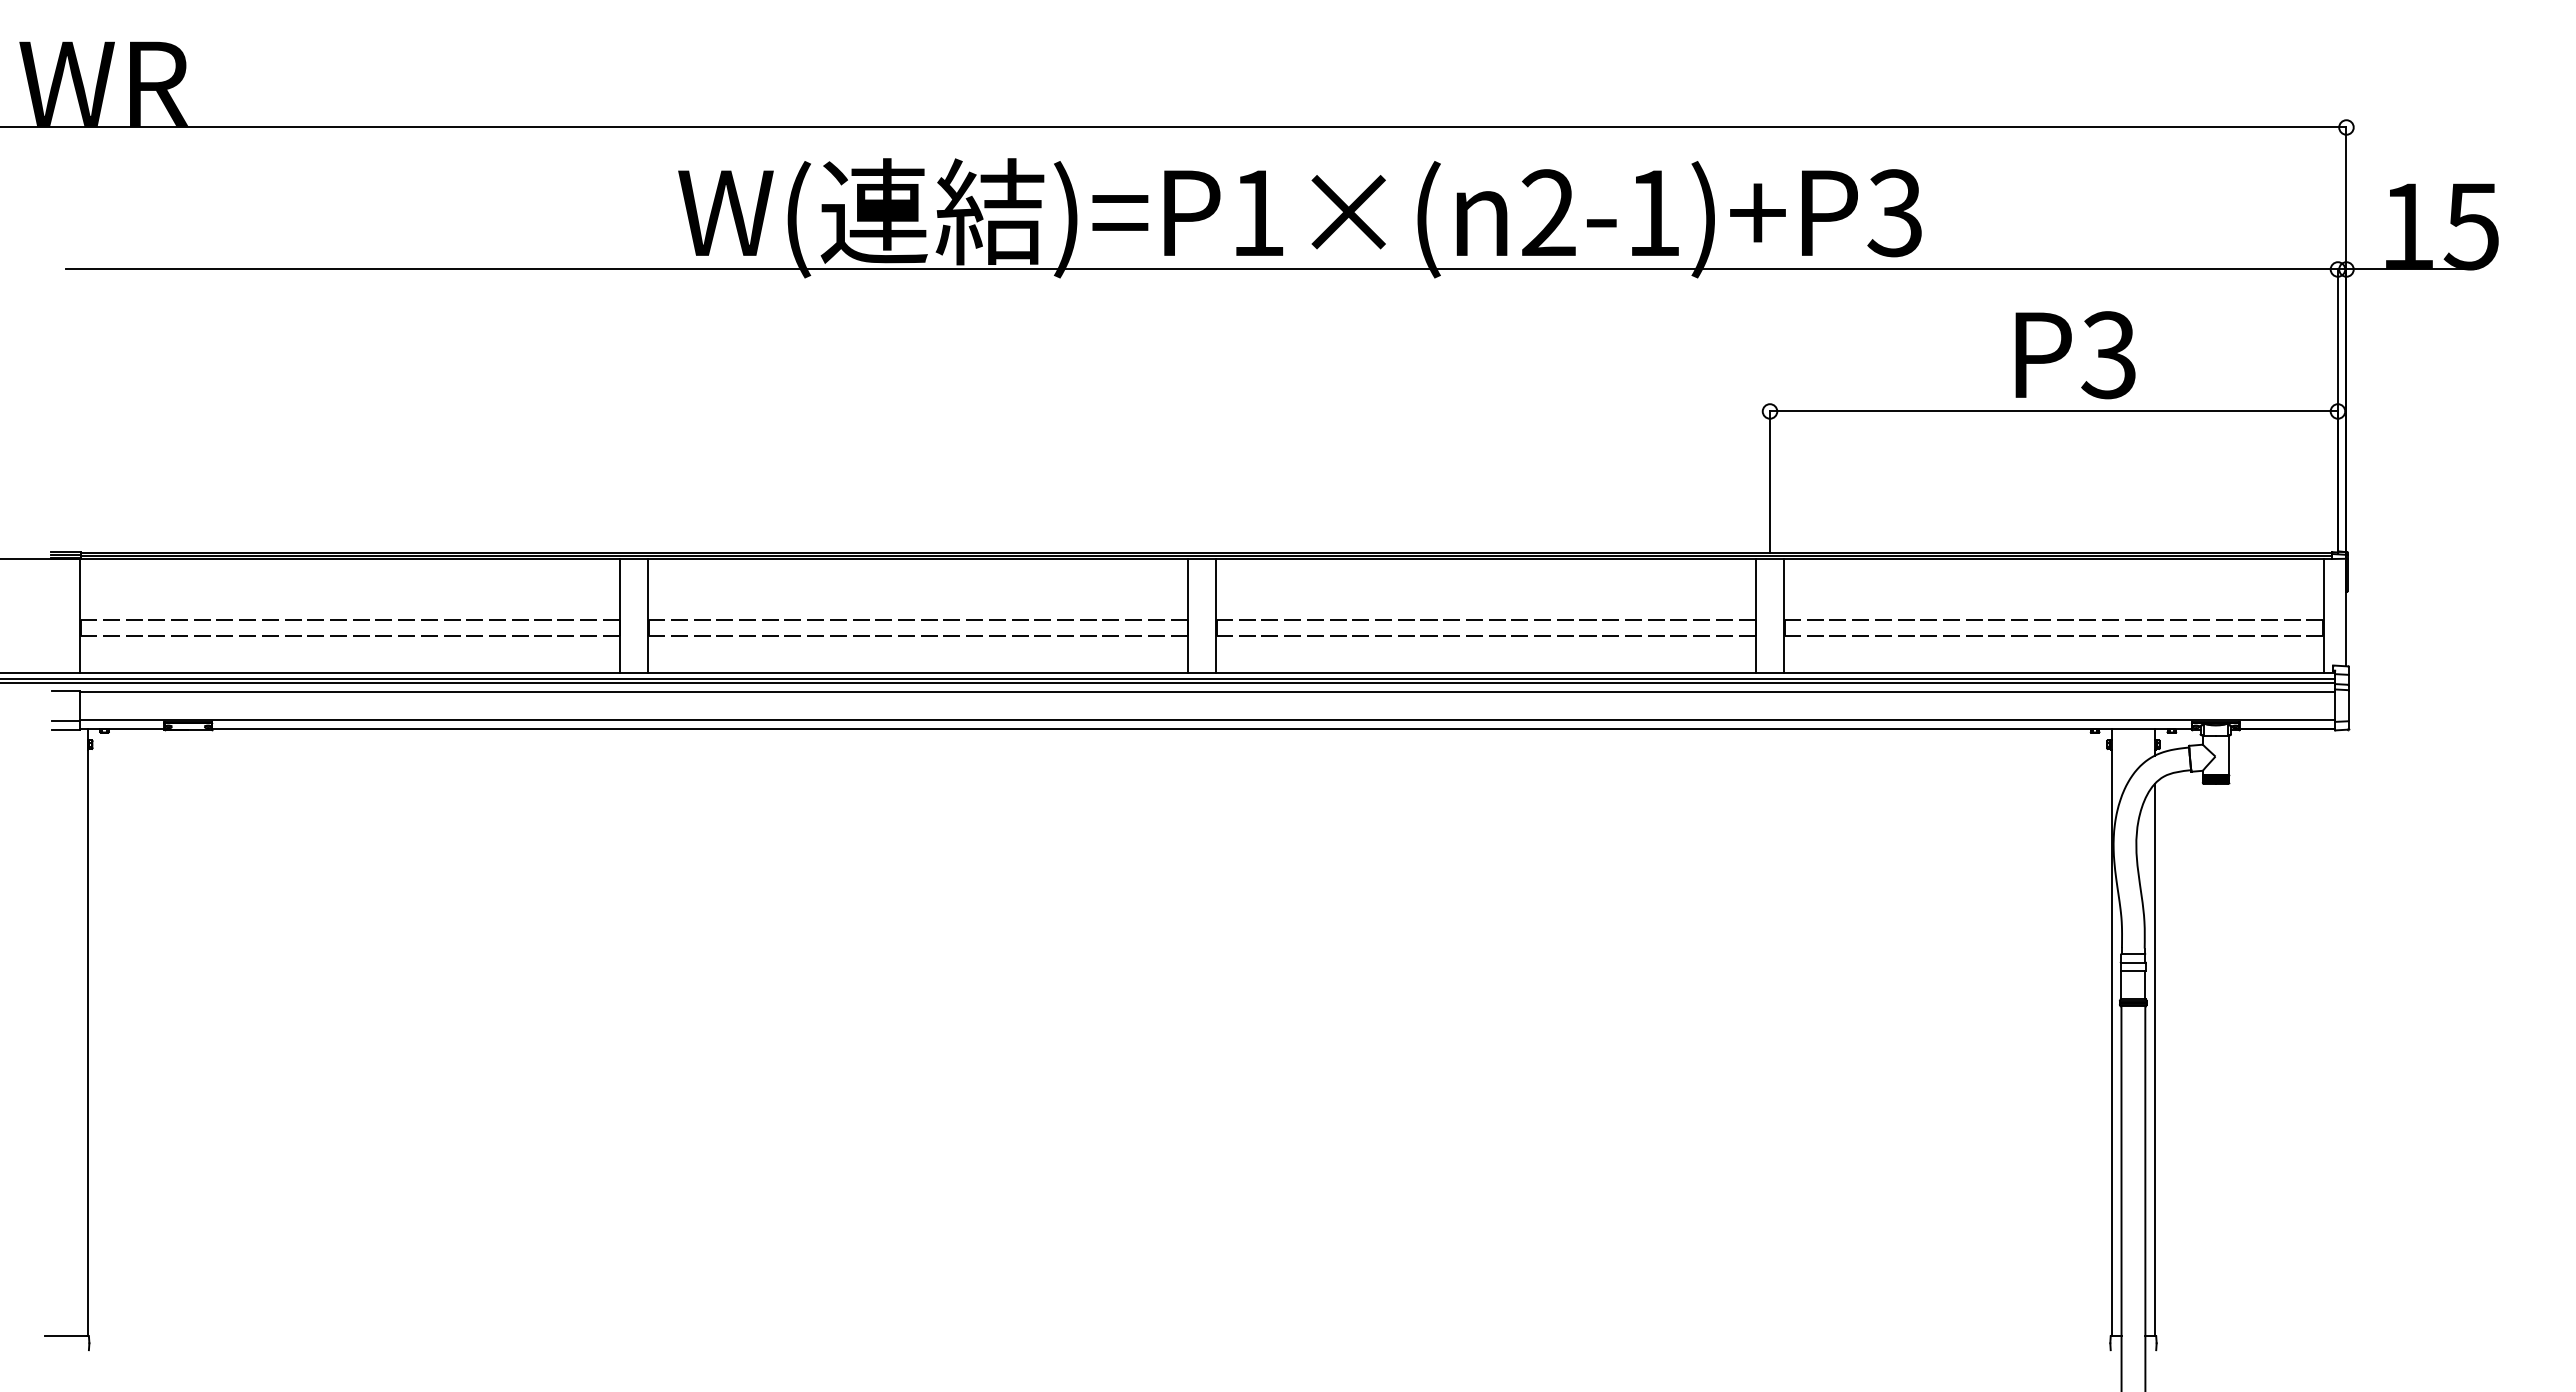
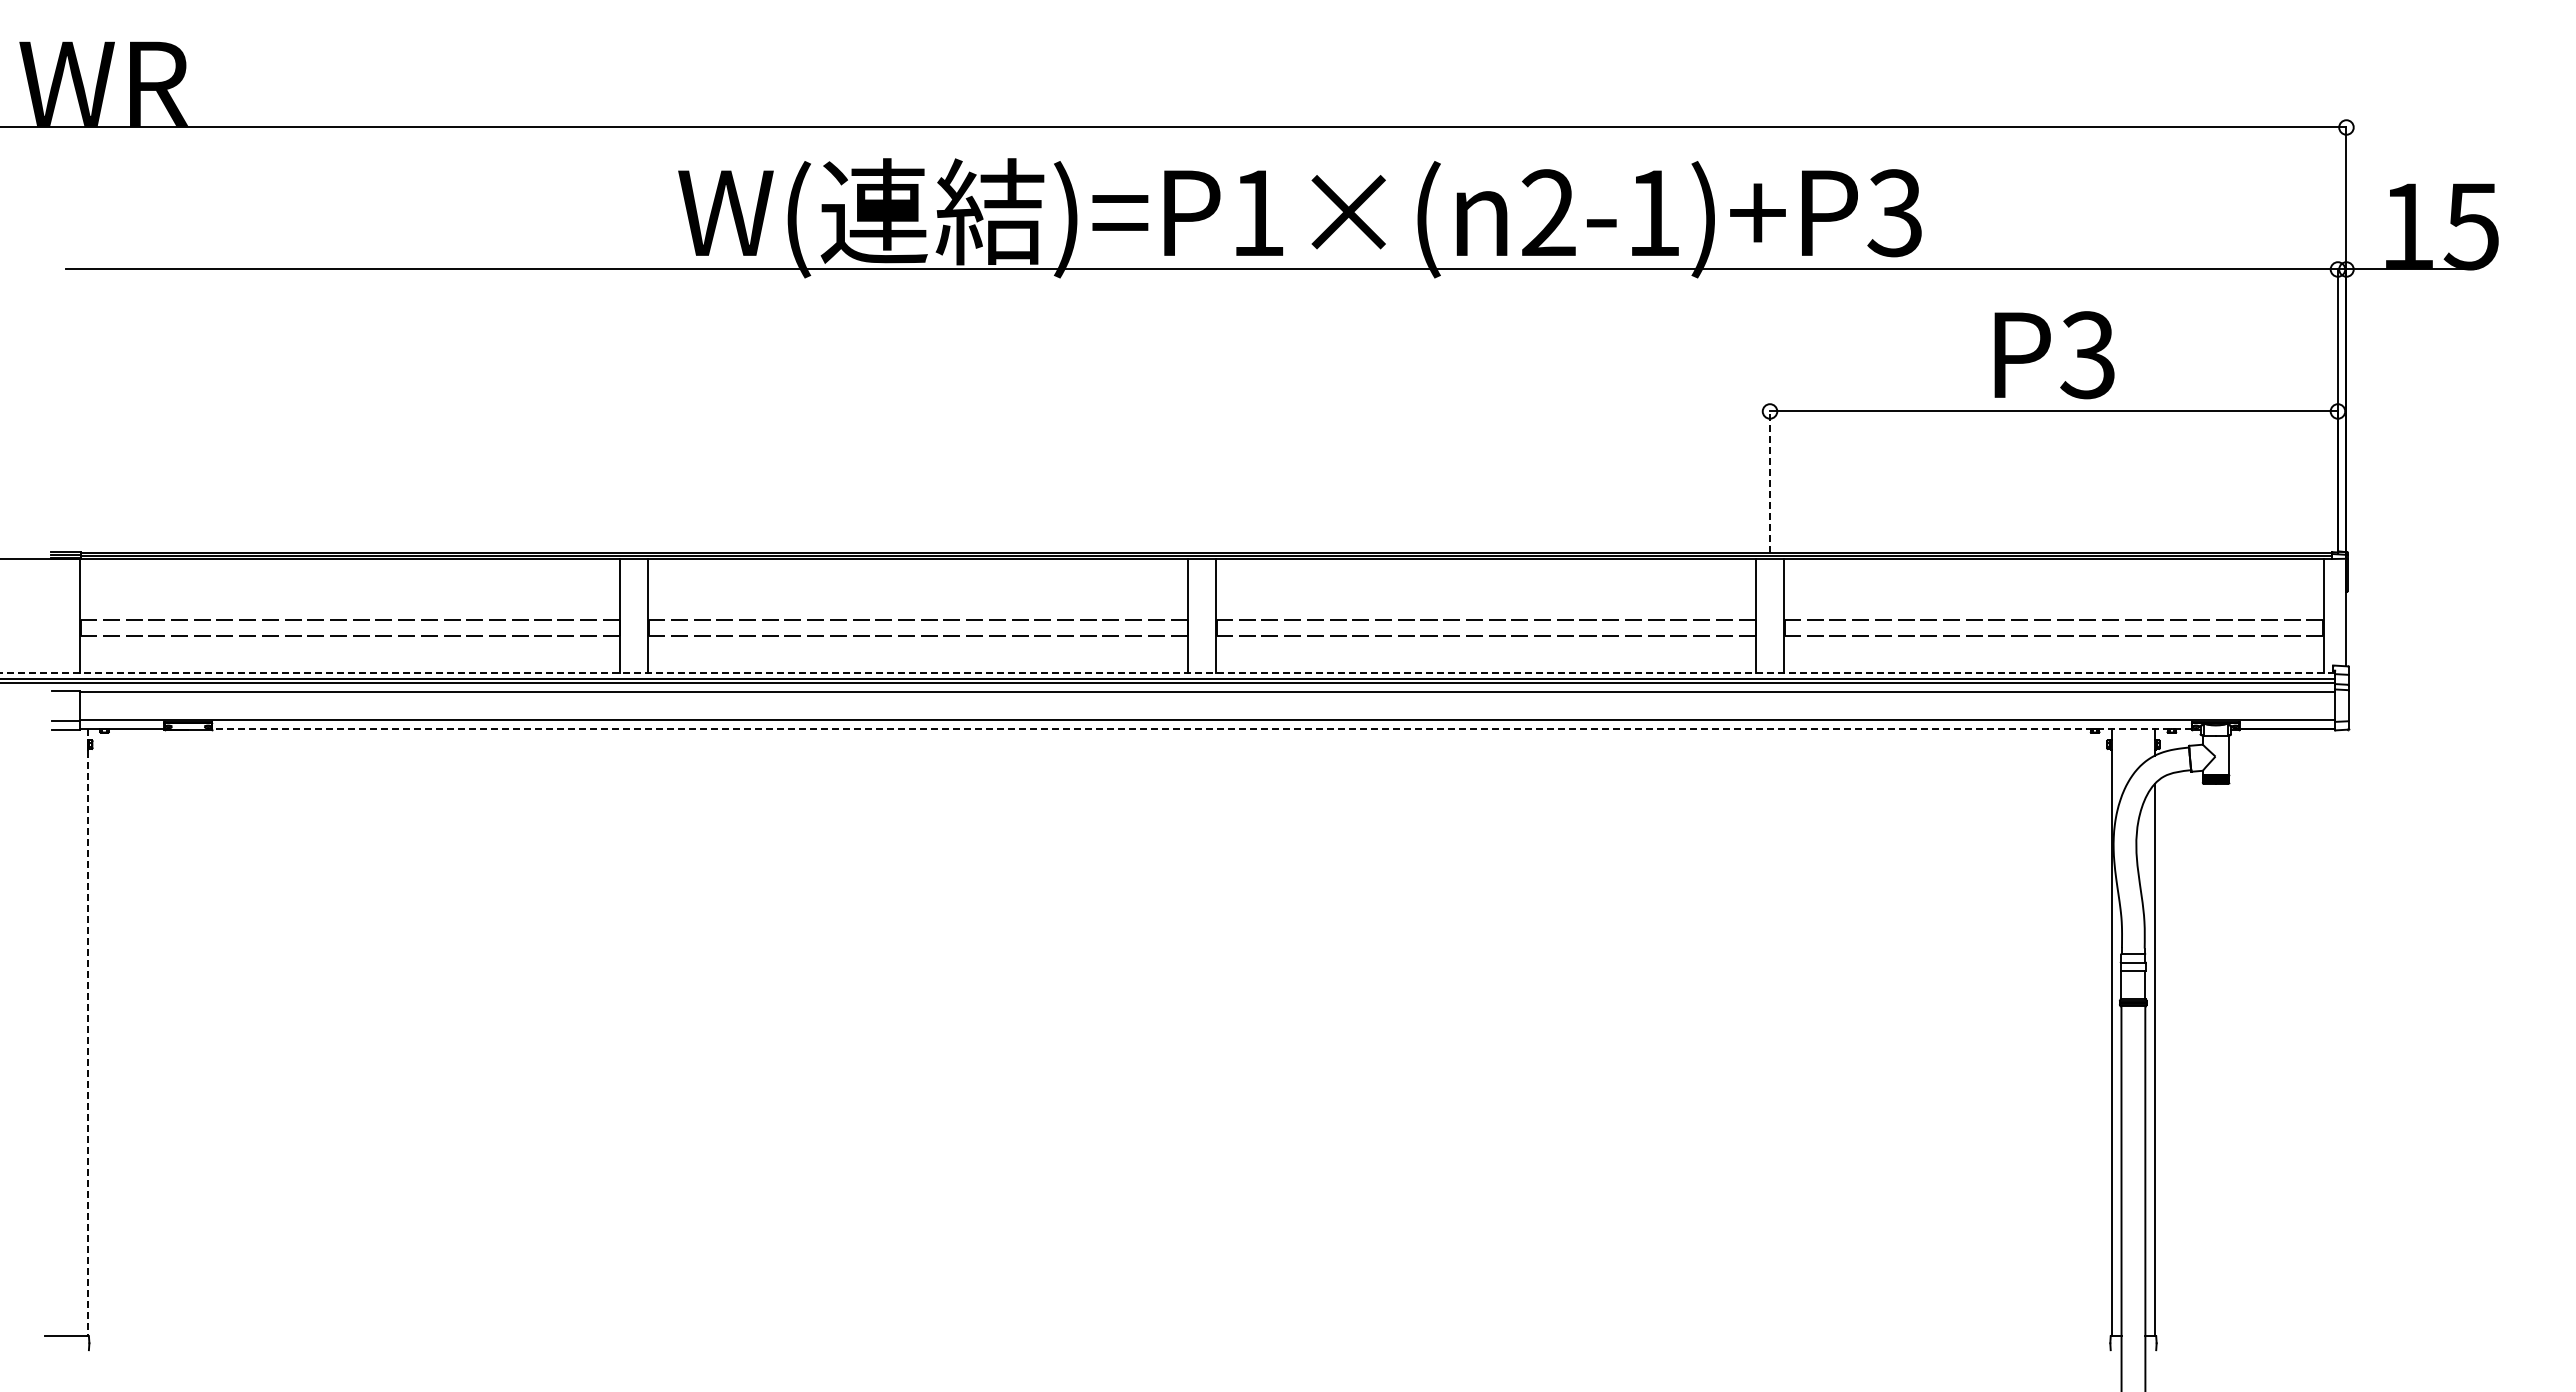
text position: (2075, 355) -> (2054, 355) (2054, 355)
line: solid -> dashed (1770, 481)
line: solid -> dashed (1167, 672)
line: solid -> dashed (1202, 728)
line: solid -> dashed (87, 1032)
